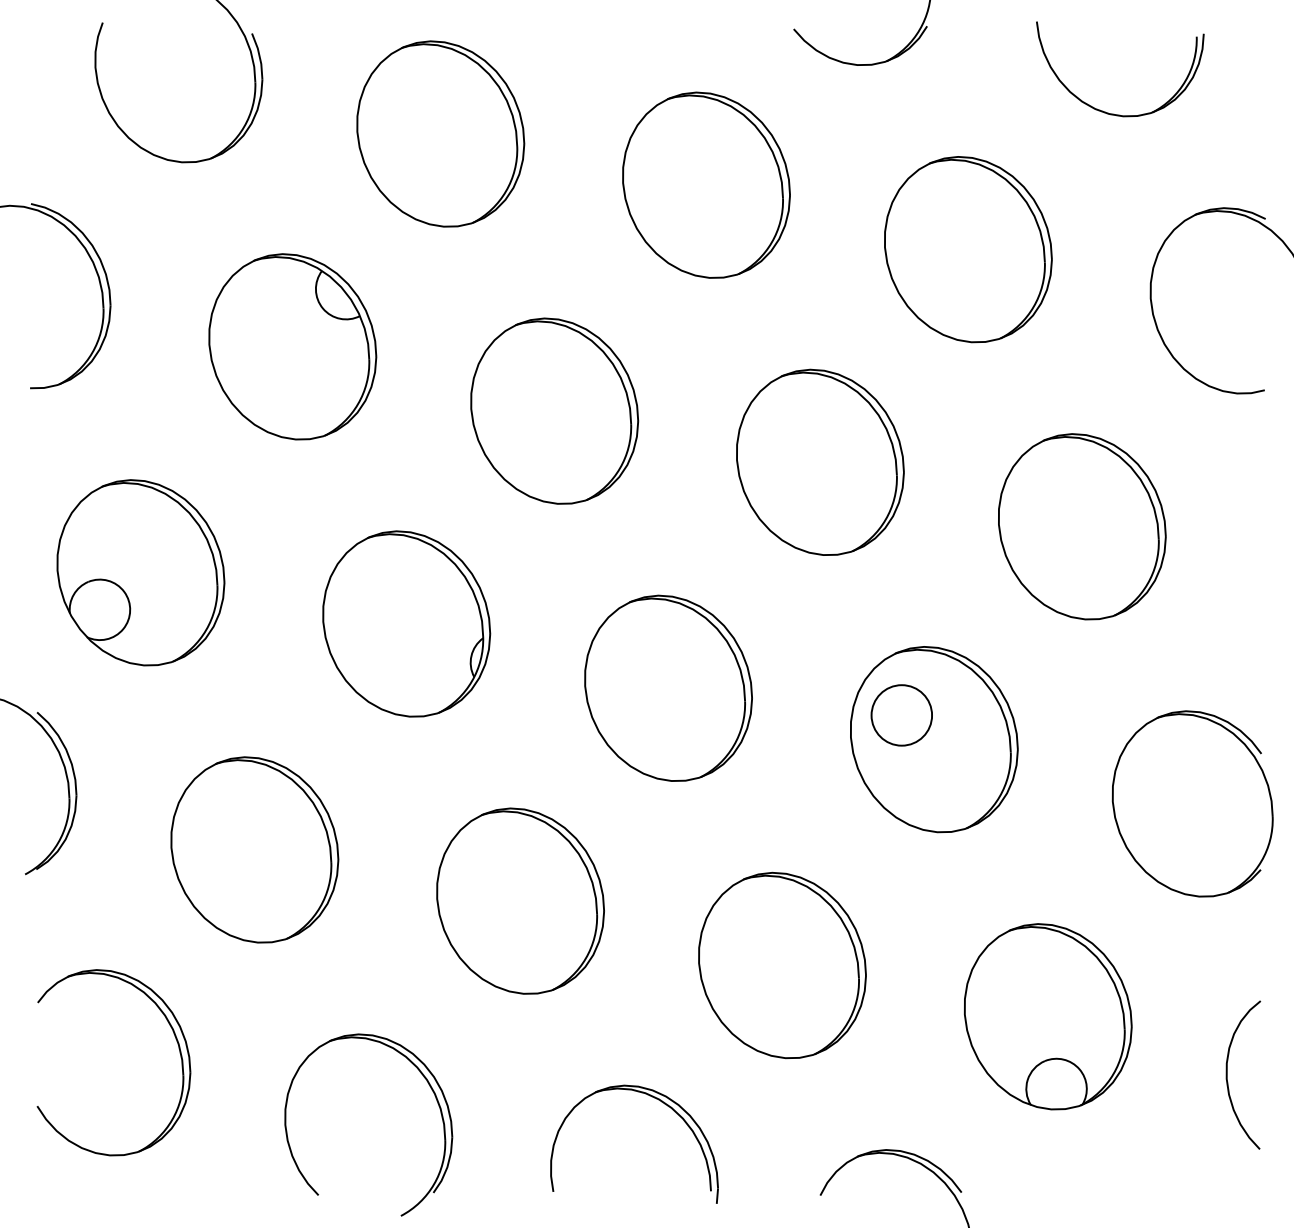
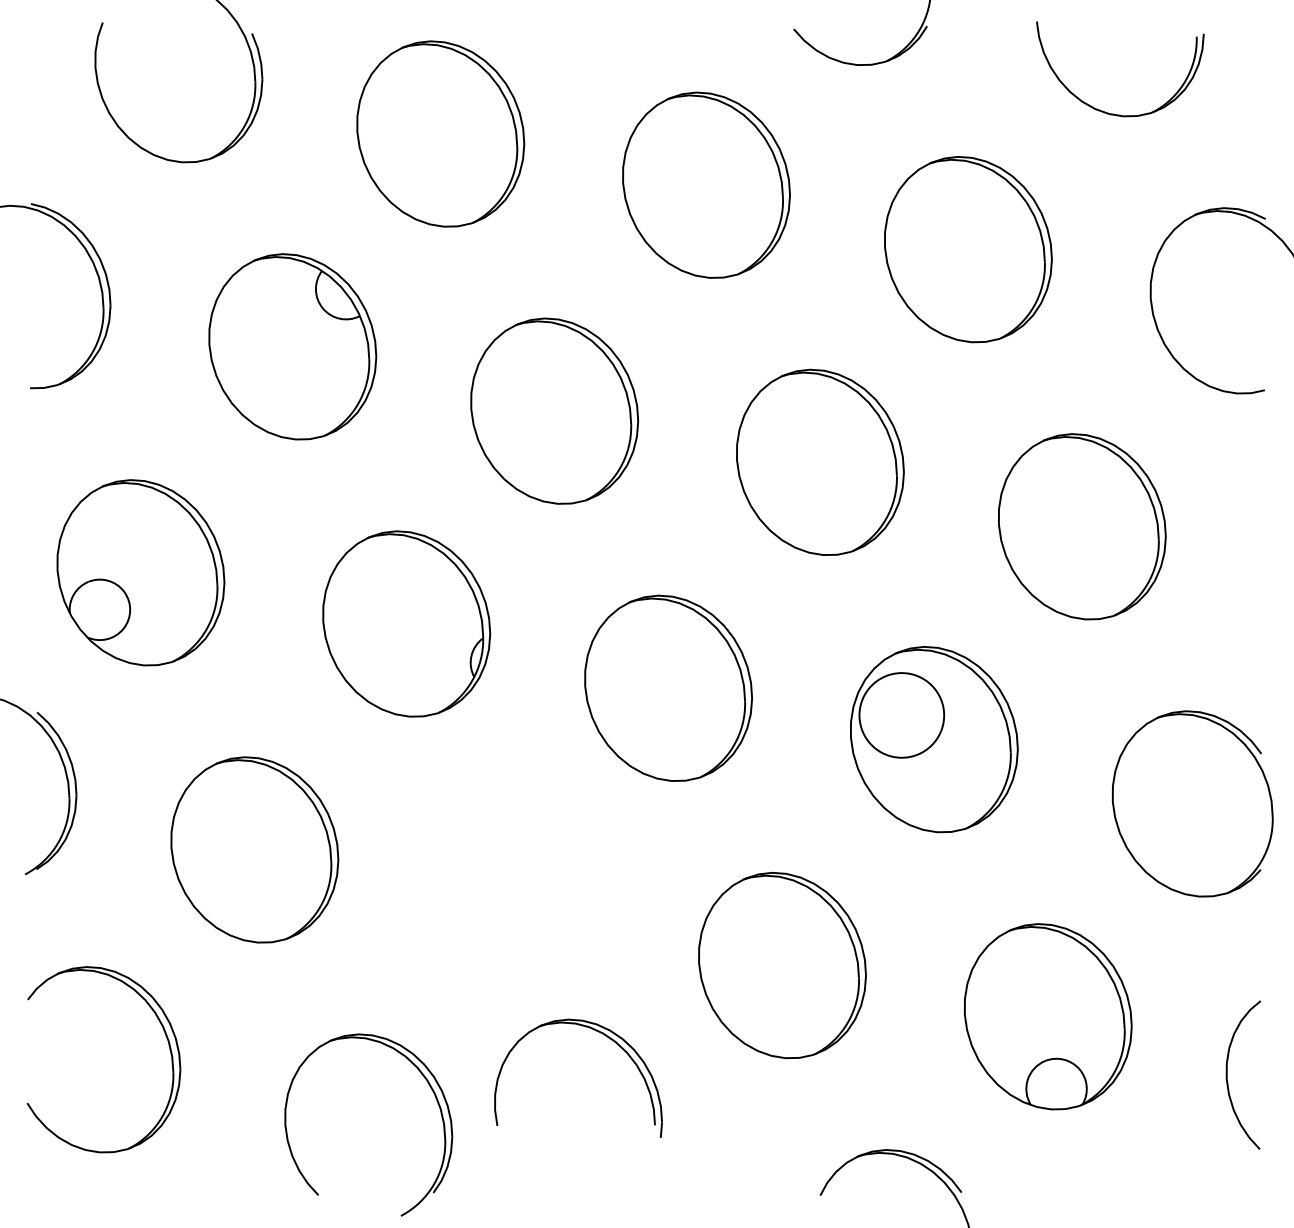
circle diameter: 61 px -> 85 px (901, 715)
part: present -> none (520, 900)
part position: (175, 1039) -> (165, 1036) (165, 1036)
part position: (661, 1102) -> (605, 1036) (605, 1036)
